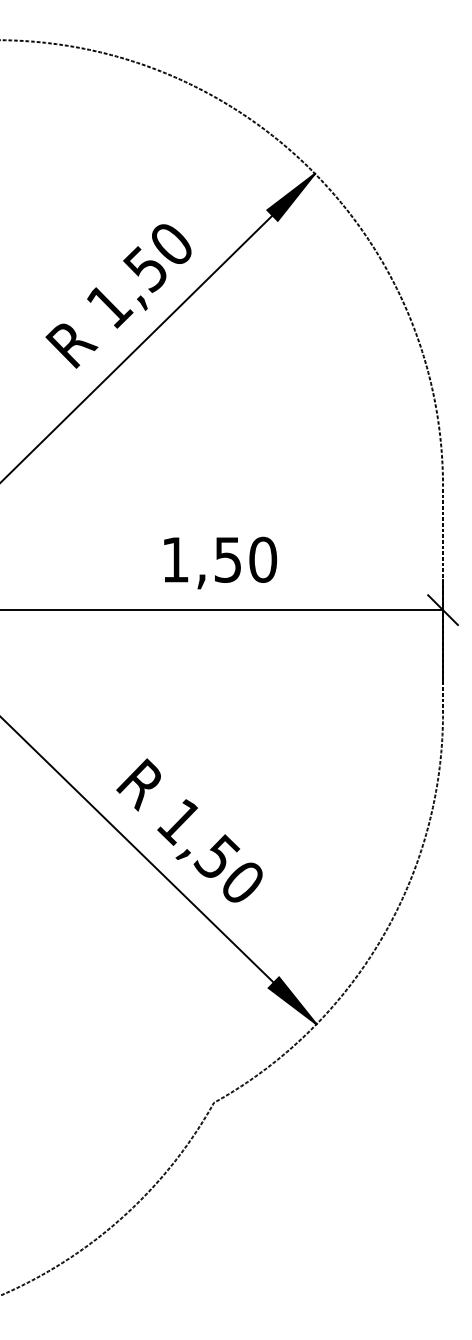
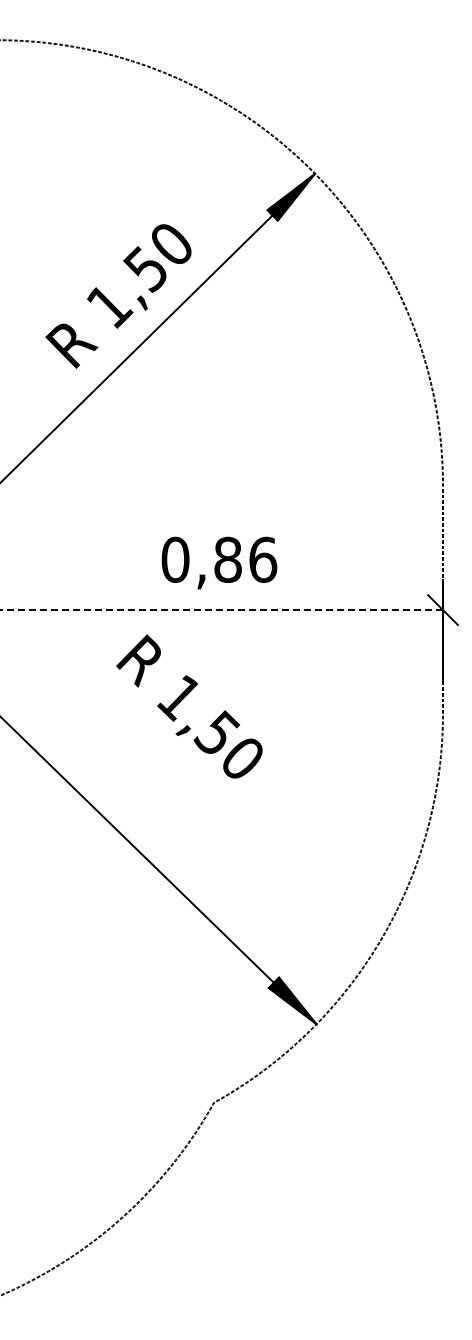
text: 1,50 -> 0,86 (219, 559)
line: solid -> dashed (222, 610)
text position: (189, 830) -> (189, 706) (189, 706)
